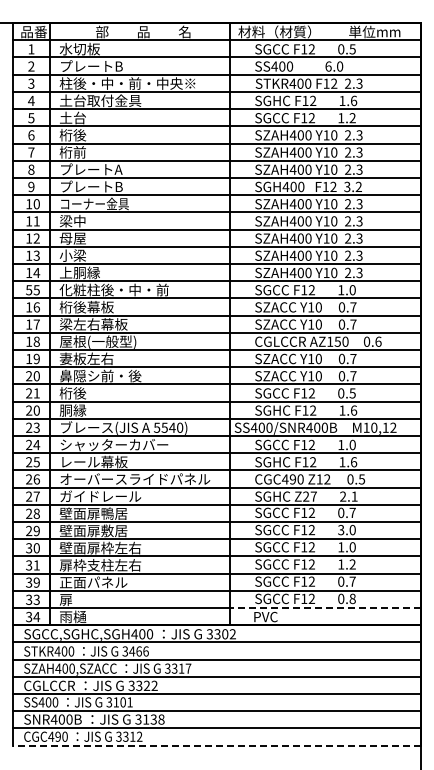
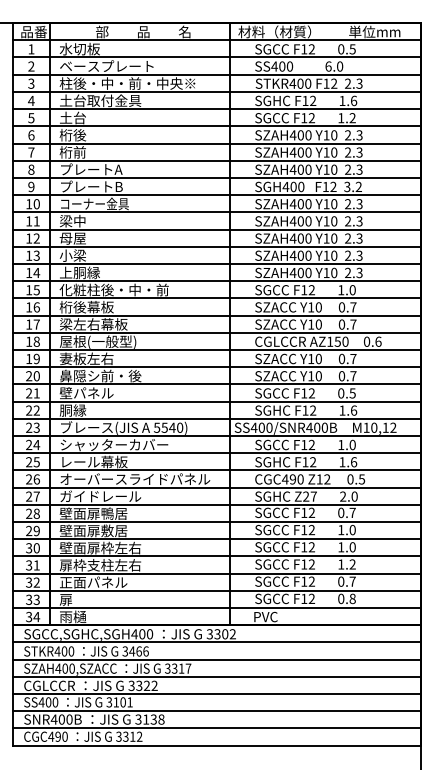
text: プレートB -> ベースプレート (106, 65)
text: 55 -> 15 (29, 290)
text: 桁後 -> 壁パネル (86, 393)
text: 20 -> 22 (36, 410)
text: 2.1 -> 2.0 (354, 496)
text: 3.0 -> 1.0 (341, 530)
text: 39 -> 32 (36, 582)
line: dashed -> solid (325, 608)
line: dashed -> solid (216, 745)
